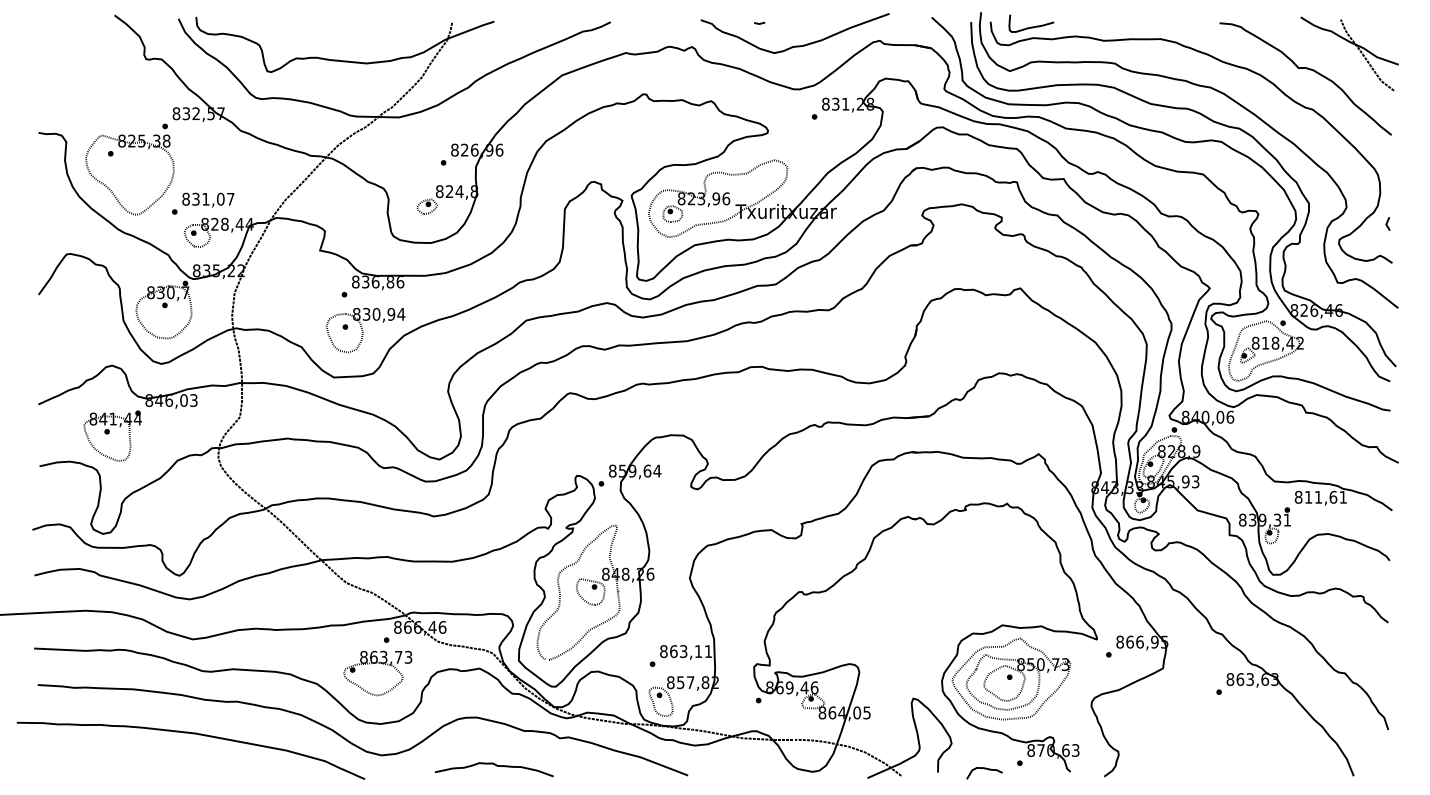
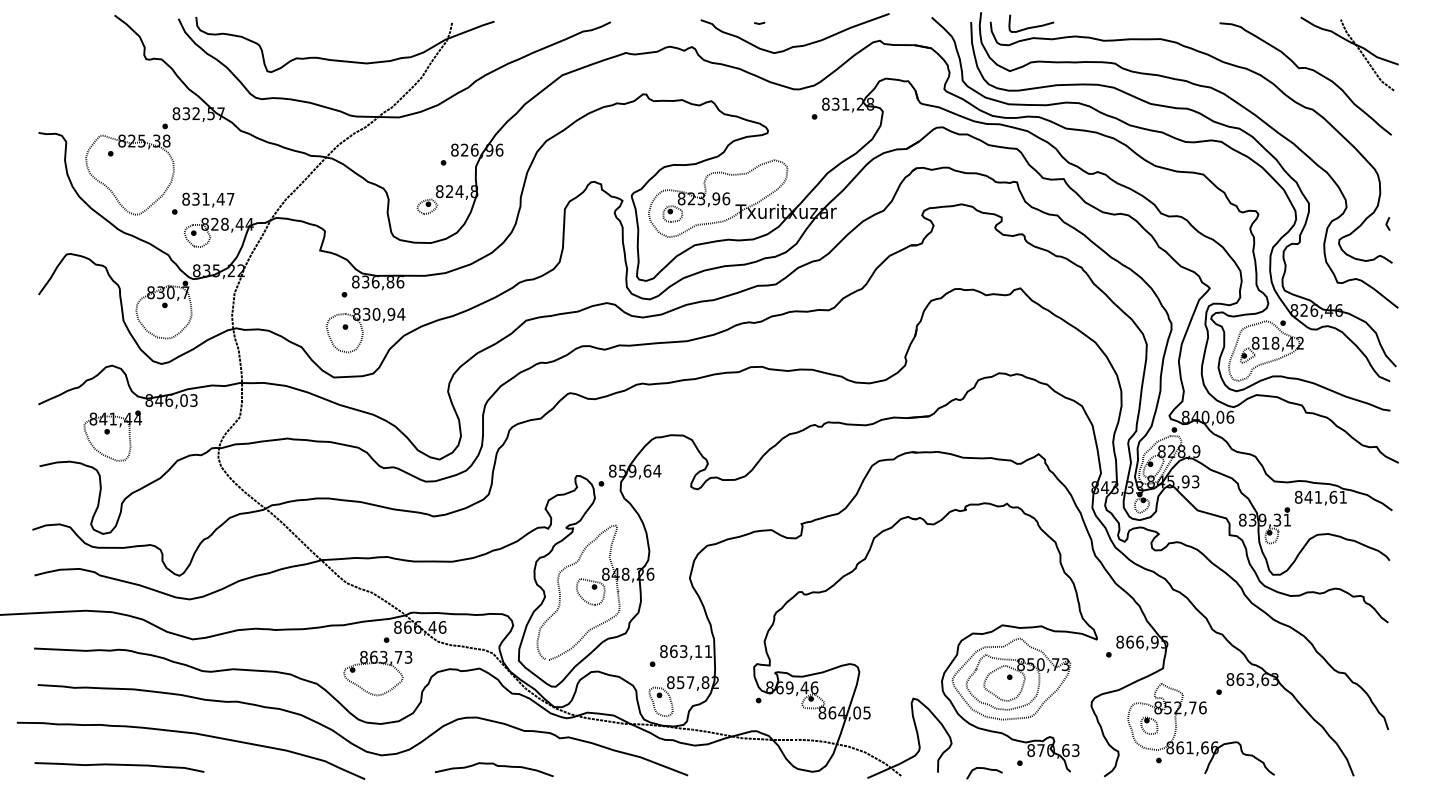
text: 831,07 -> 831,47 (220, 198)
text: 811,61 -> 841,61 (1308, 497)
part: none -> present (1204, 741)
curve: none -> present (119, 765)
